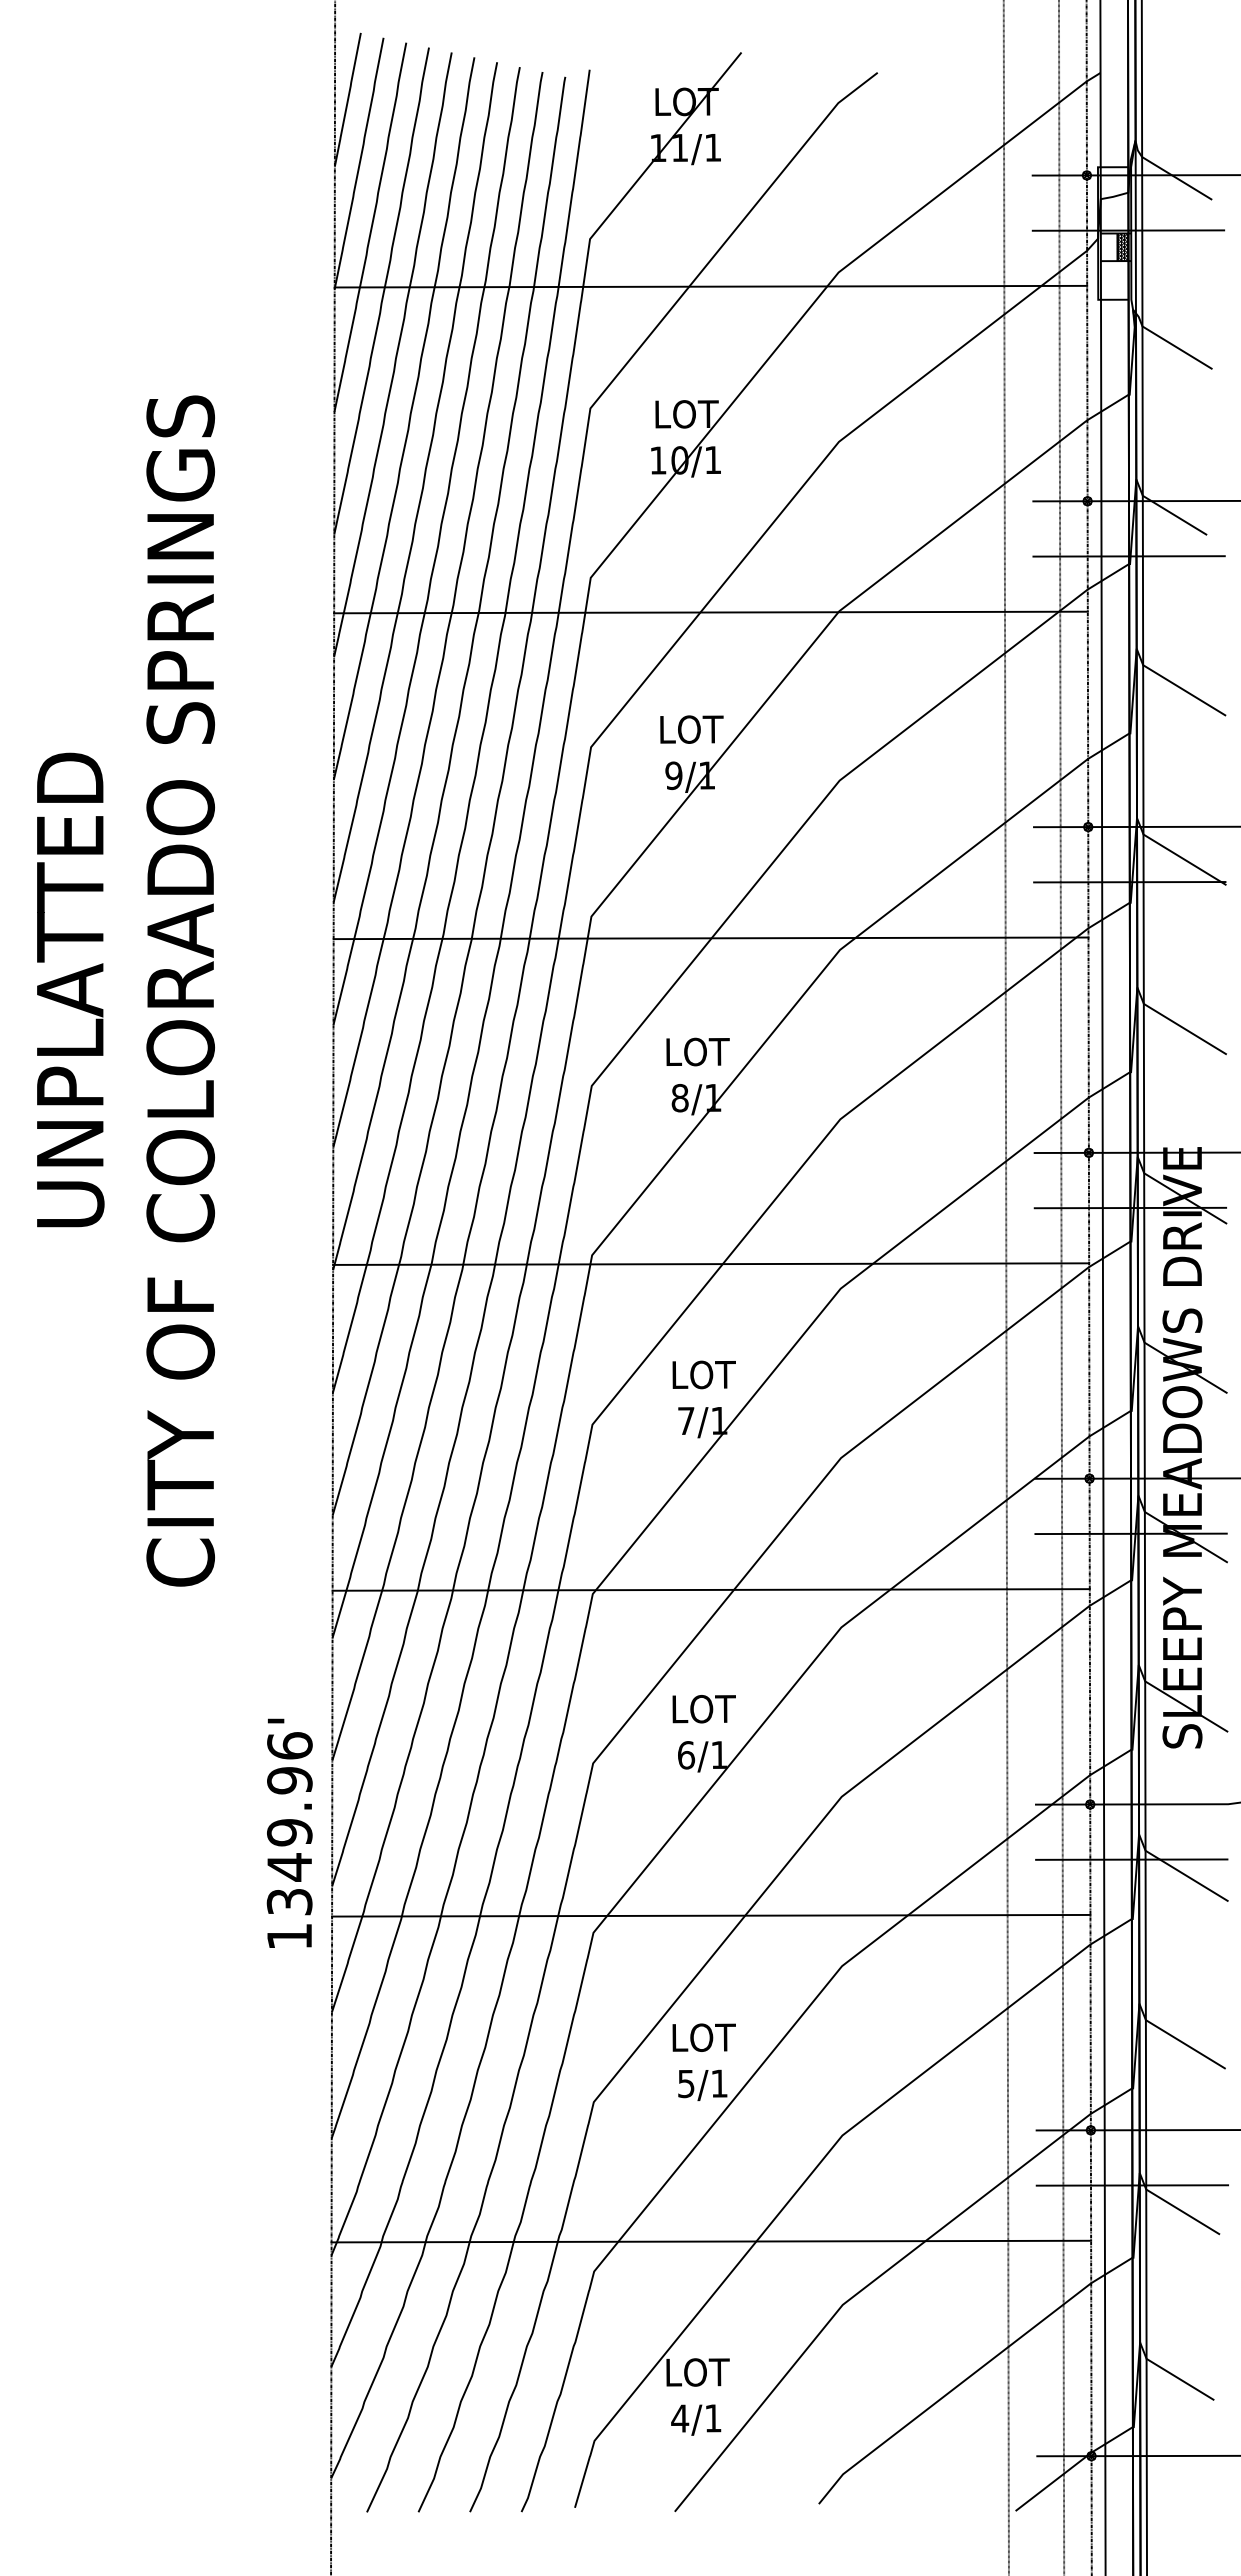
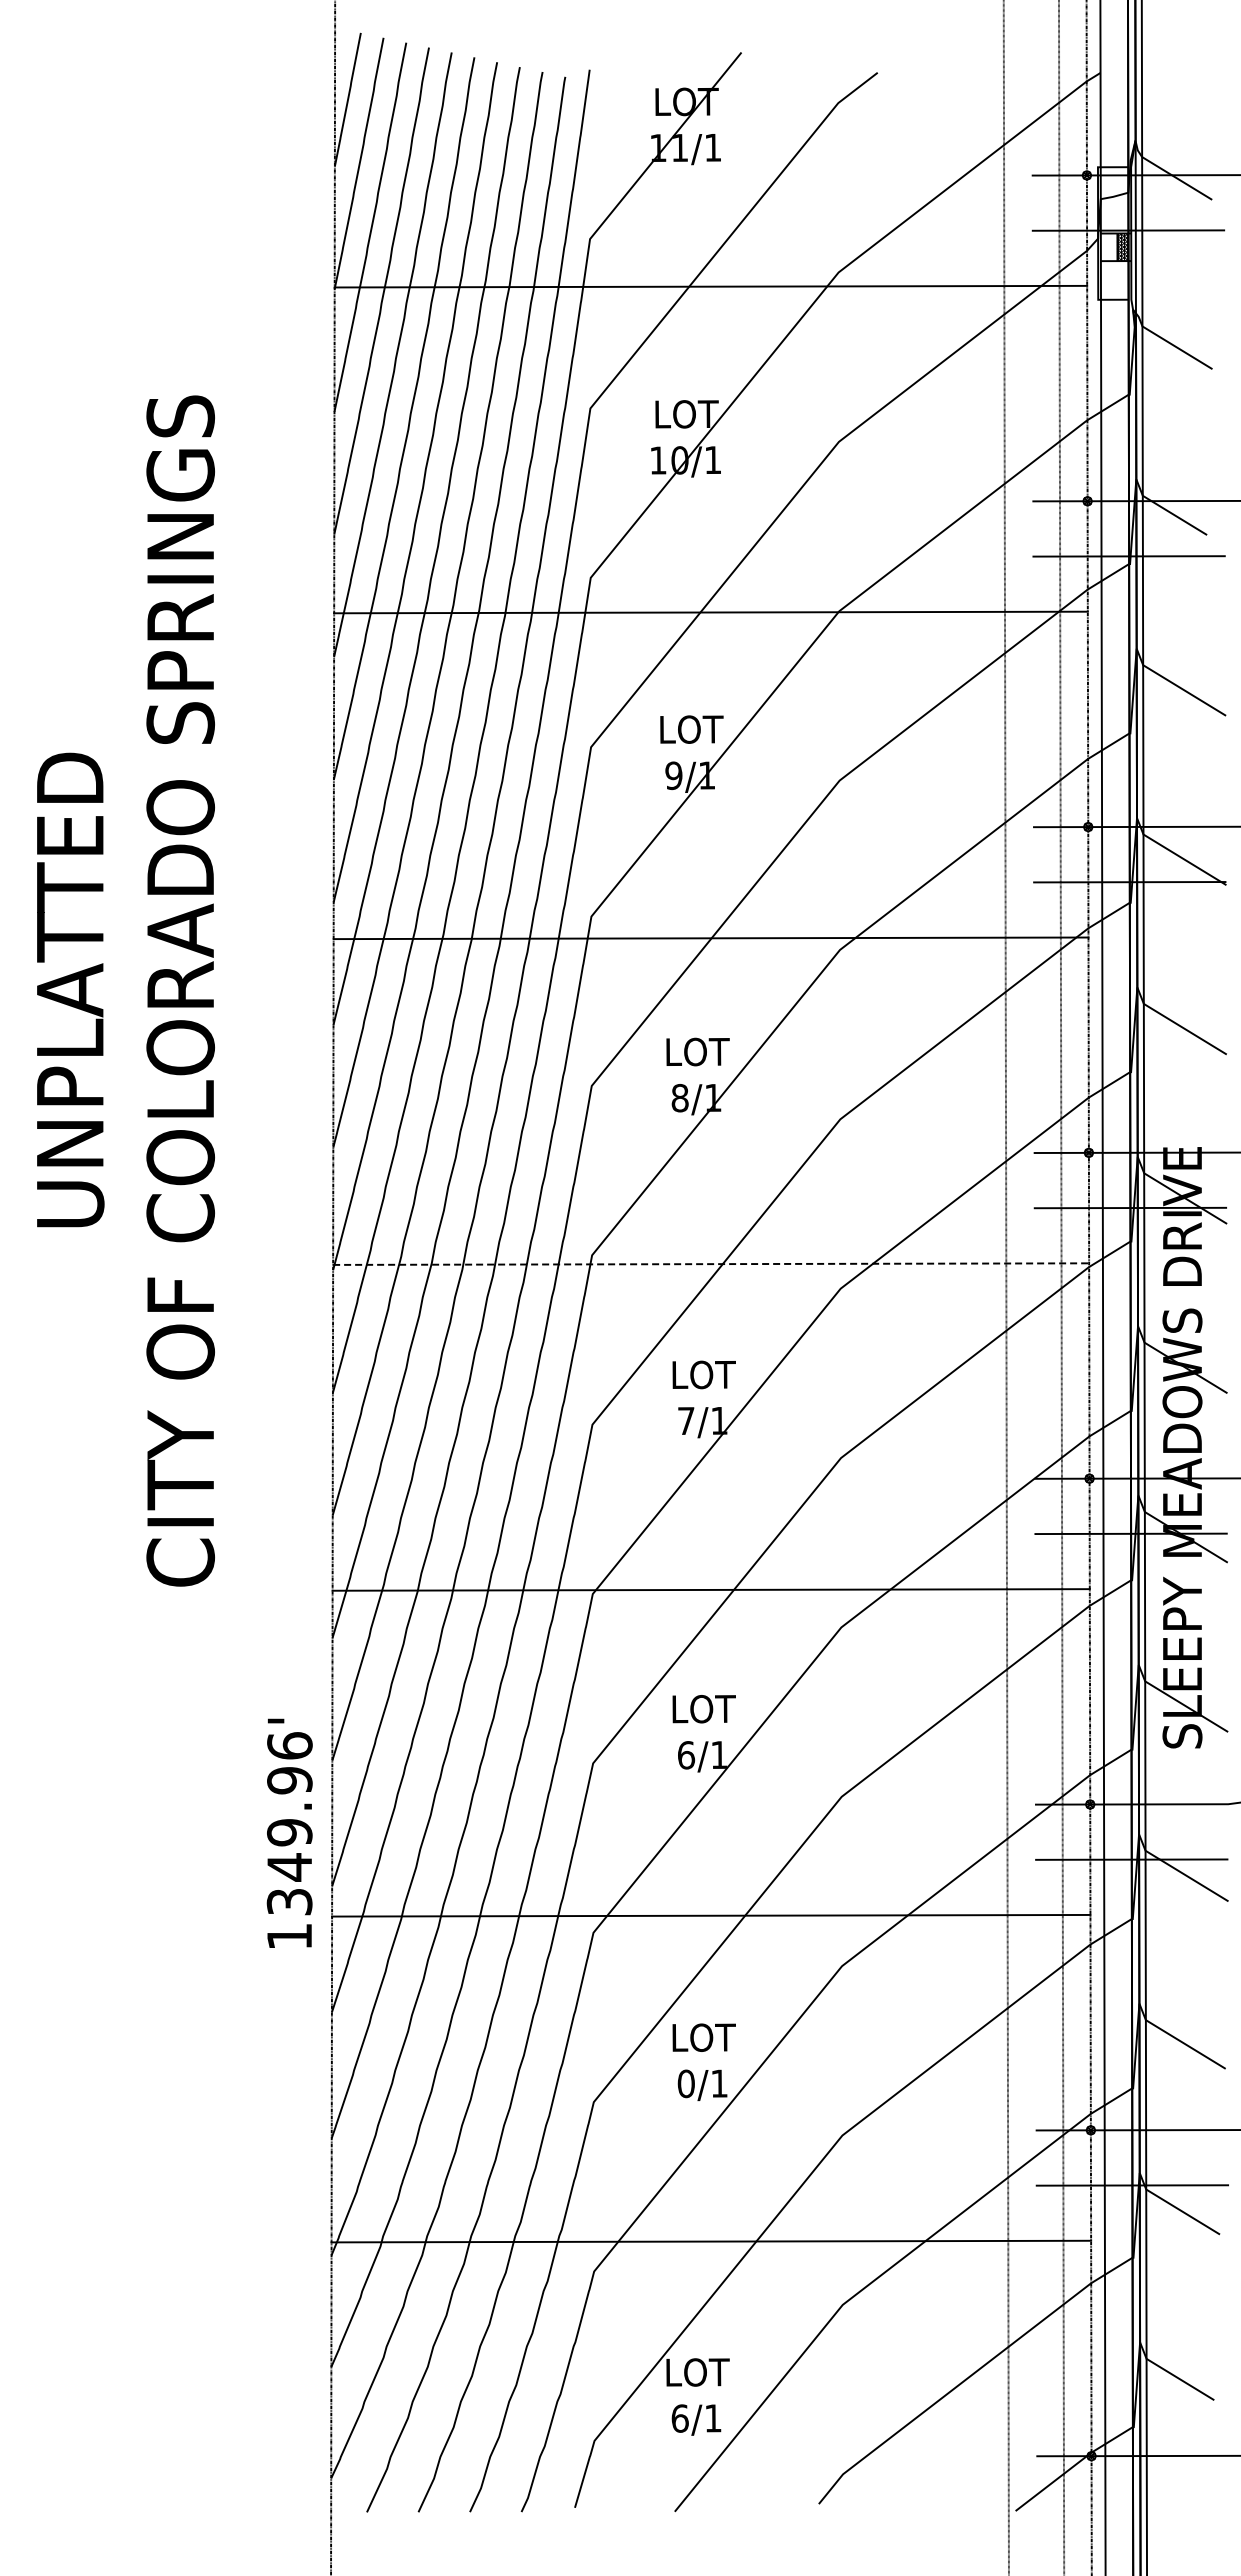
line: solid -> dashed (711, 1264)
text: 5/1 -> 0/1 (685, 2083)
text: 4/1 -> 6/1 (680, 2418)
